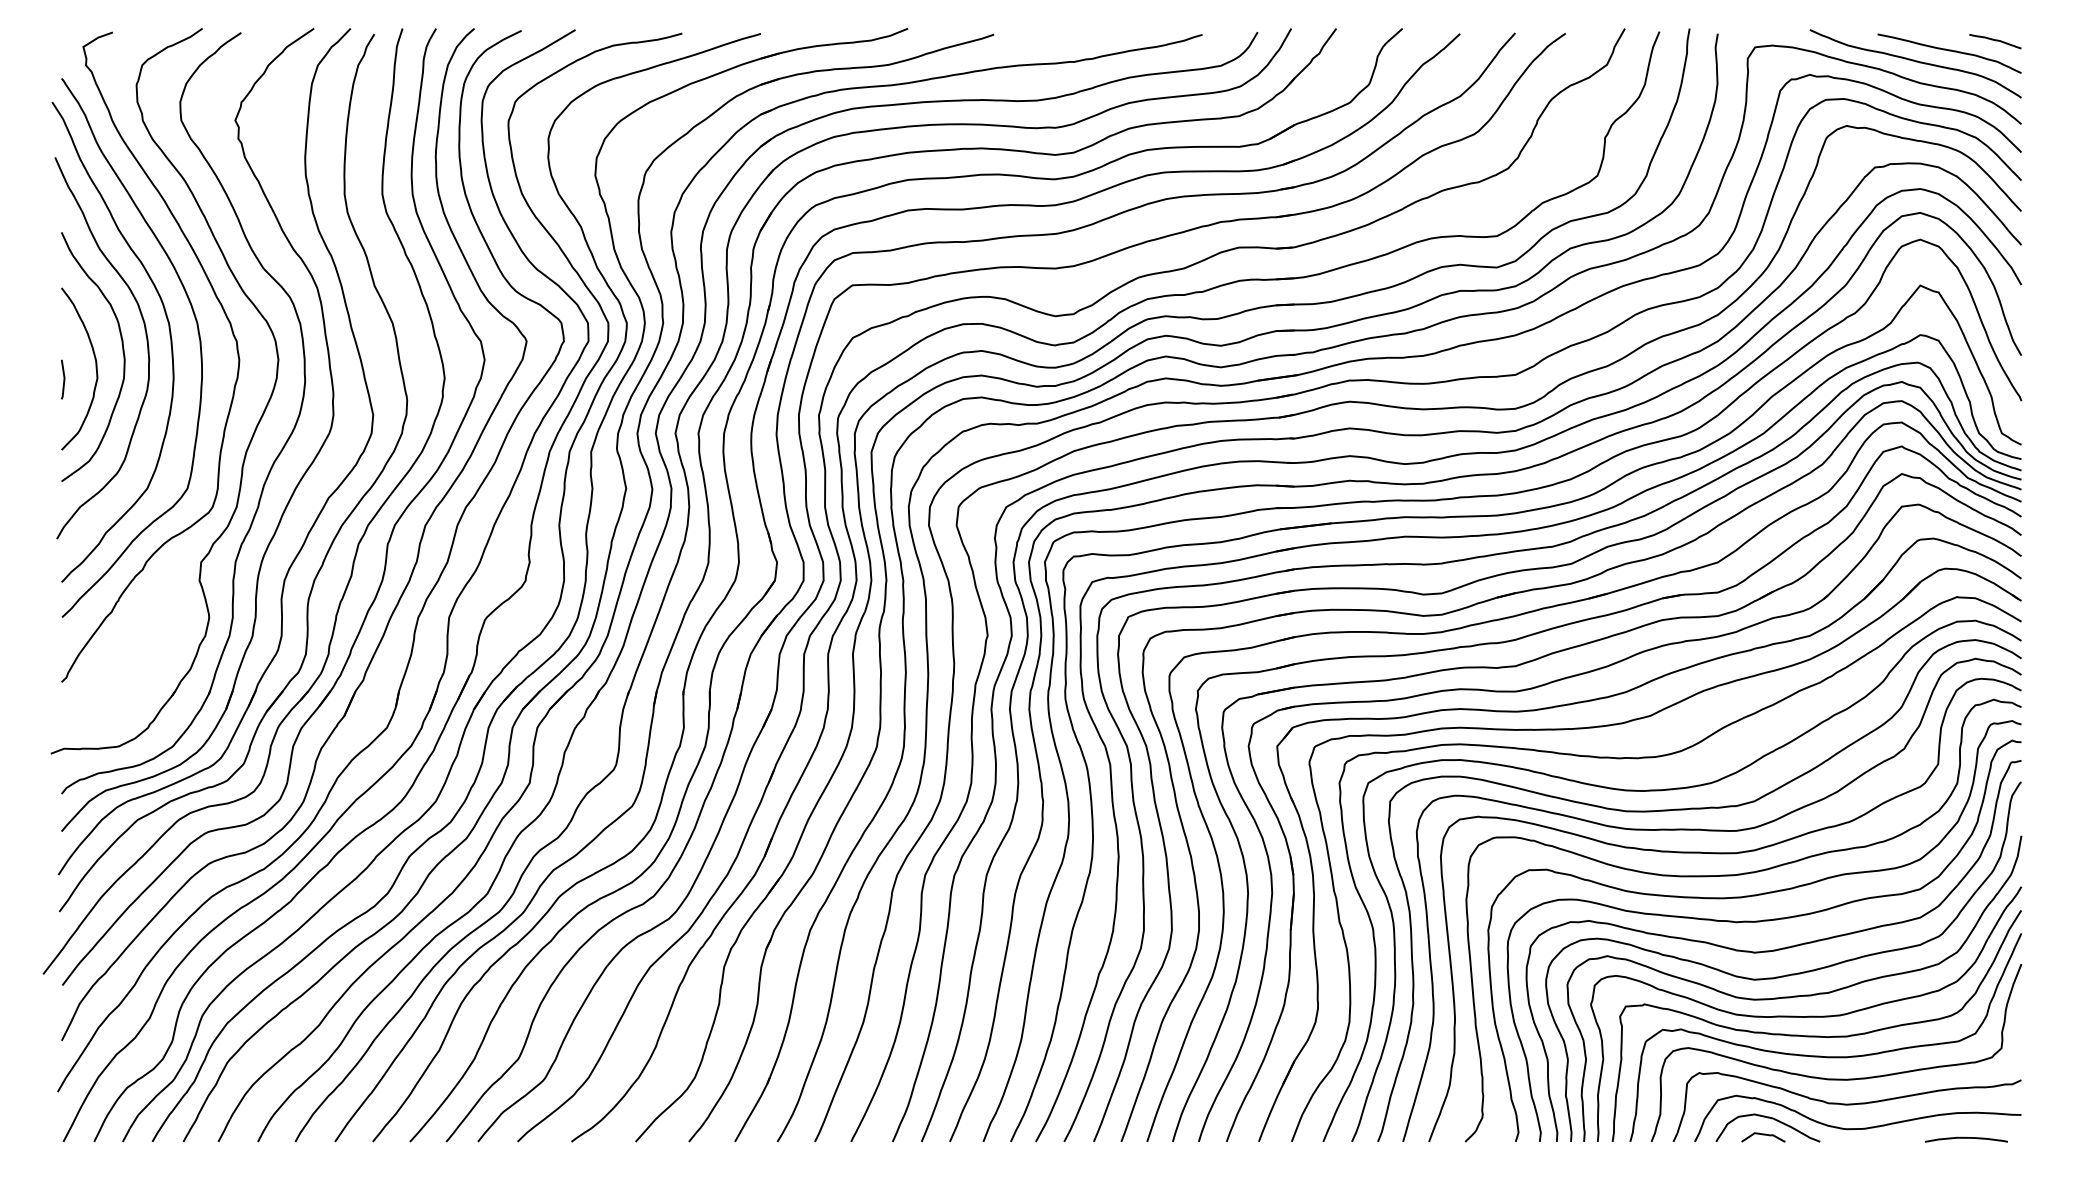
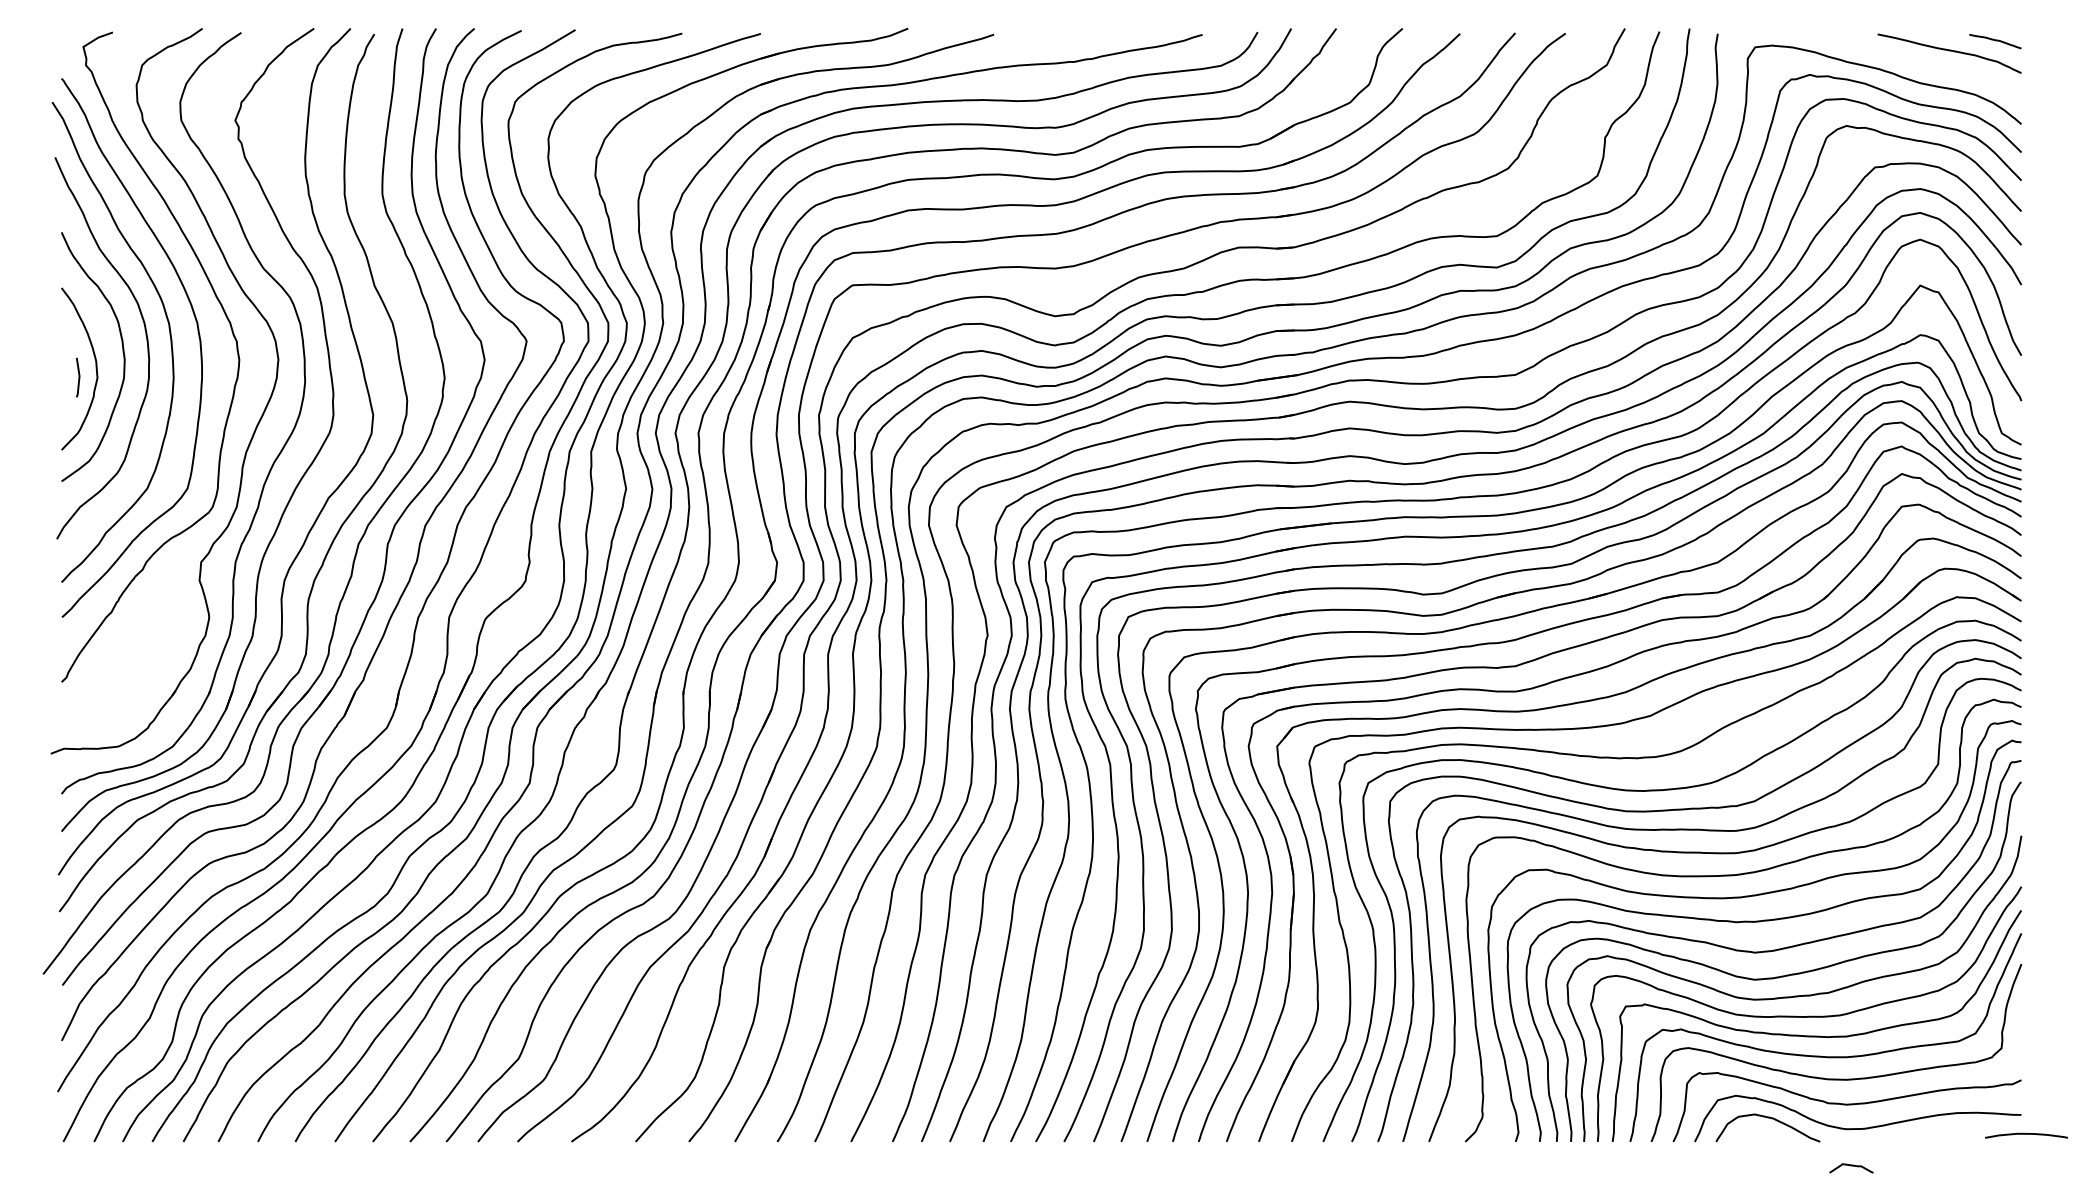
curve: present -> none (1916, 62)
line position: (63, 379) -> (78, 377) (78, 377)
curve position: (1763, 1135) -> (1851, 1166) (1851, 1166)
curve position: (1966, 1138) -> (2026, 1134) (2026, 1134)
